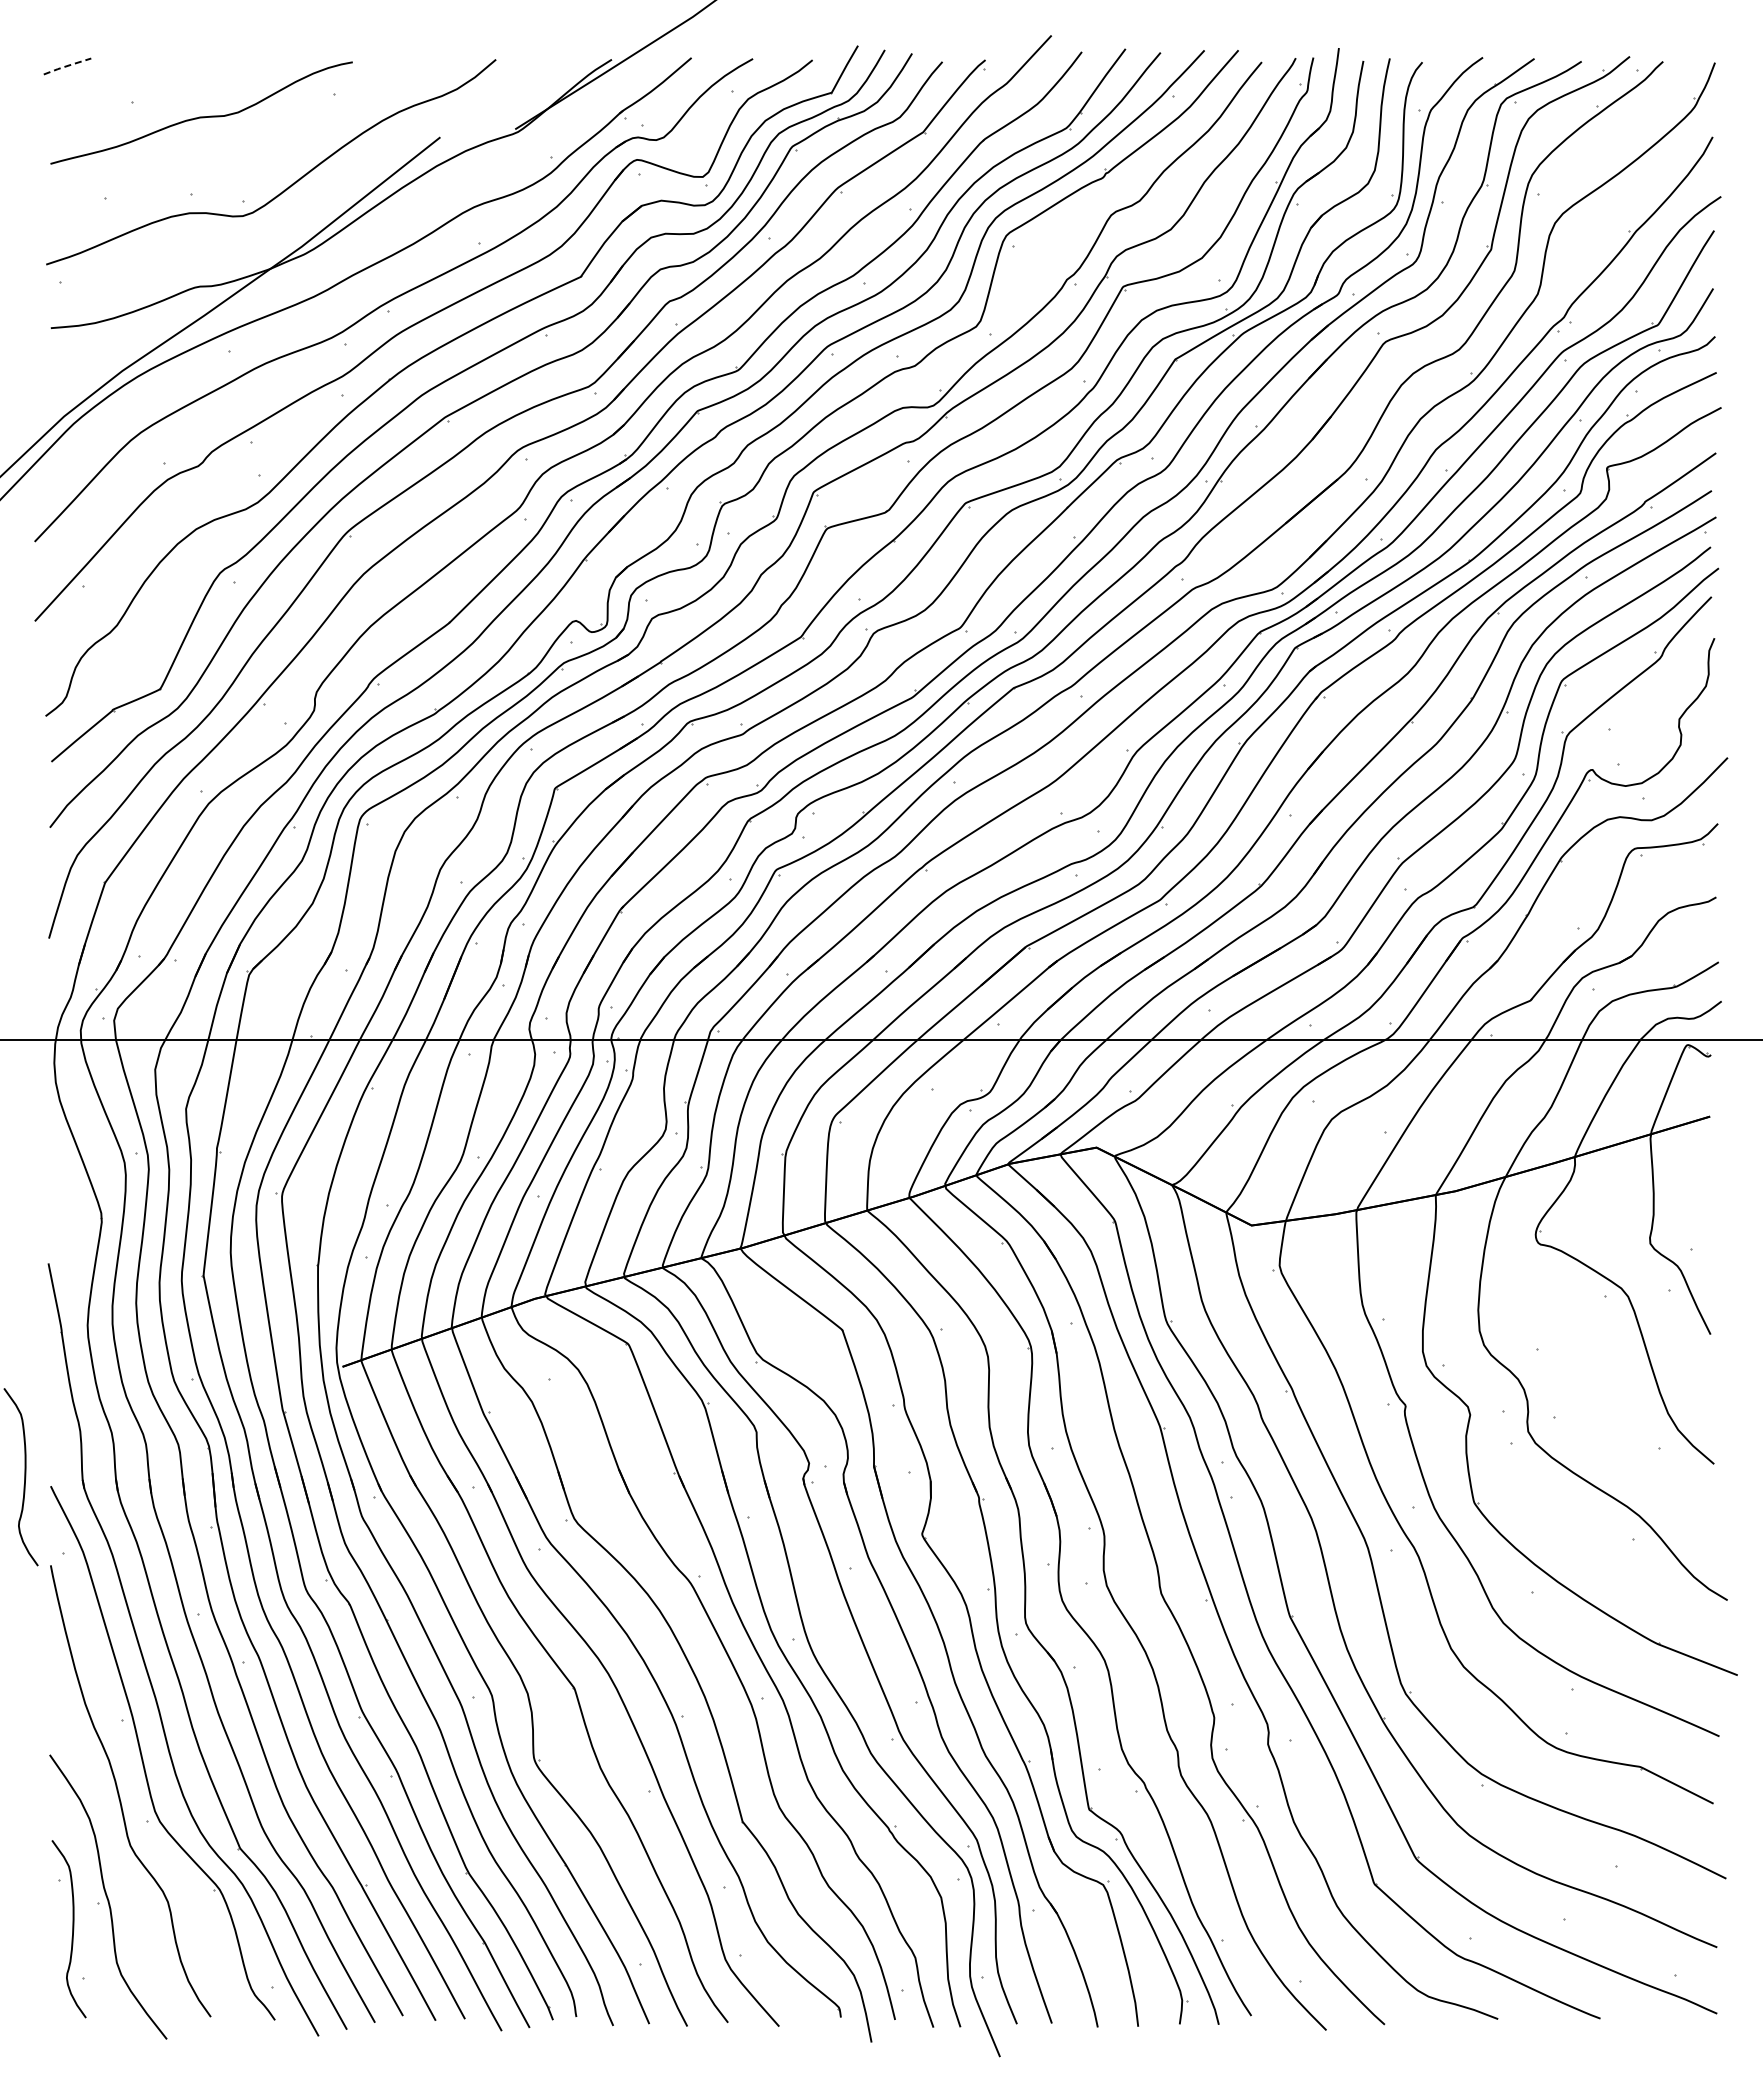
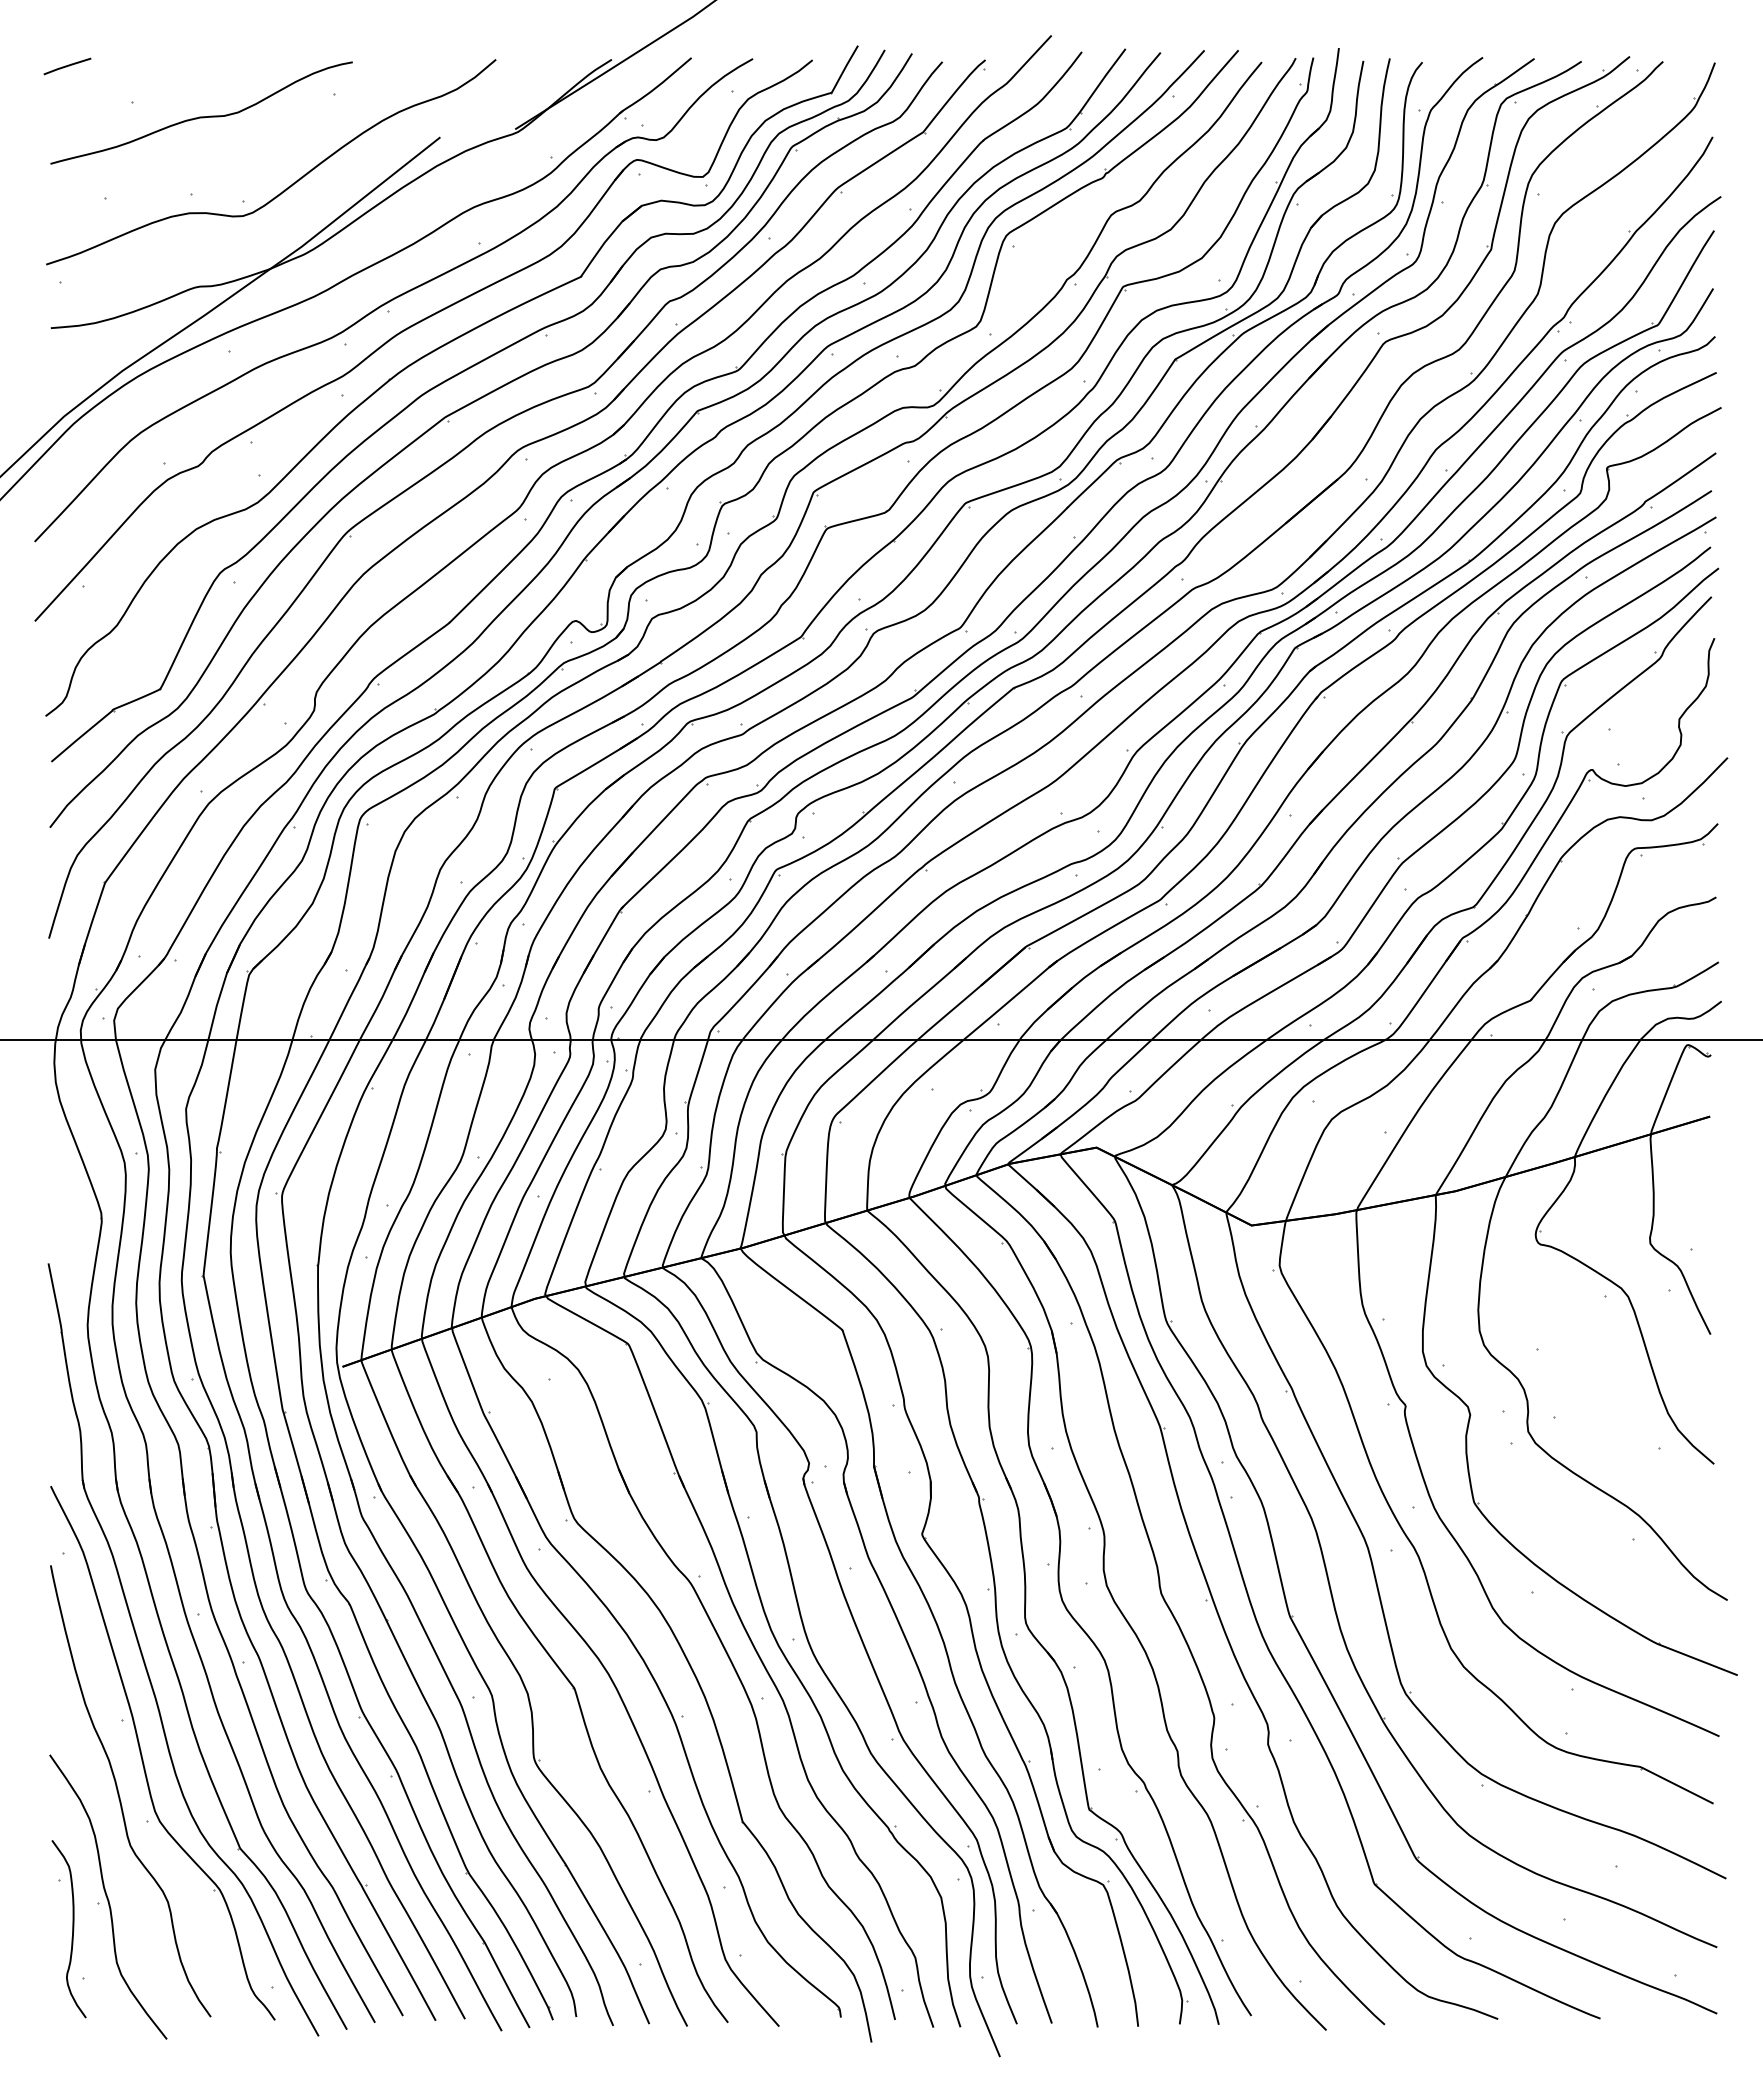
line: dashed -> solid (66, 66)
curve: present -> none (24, 1477)
